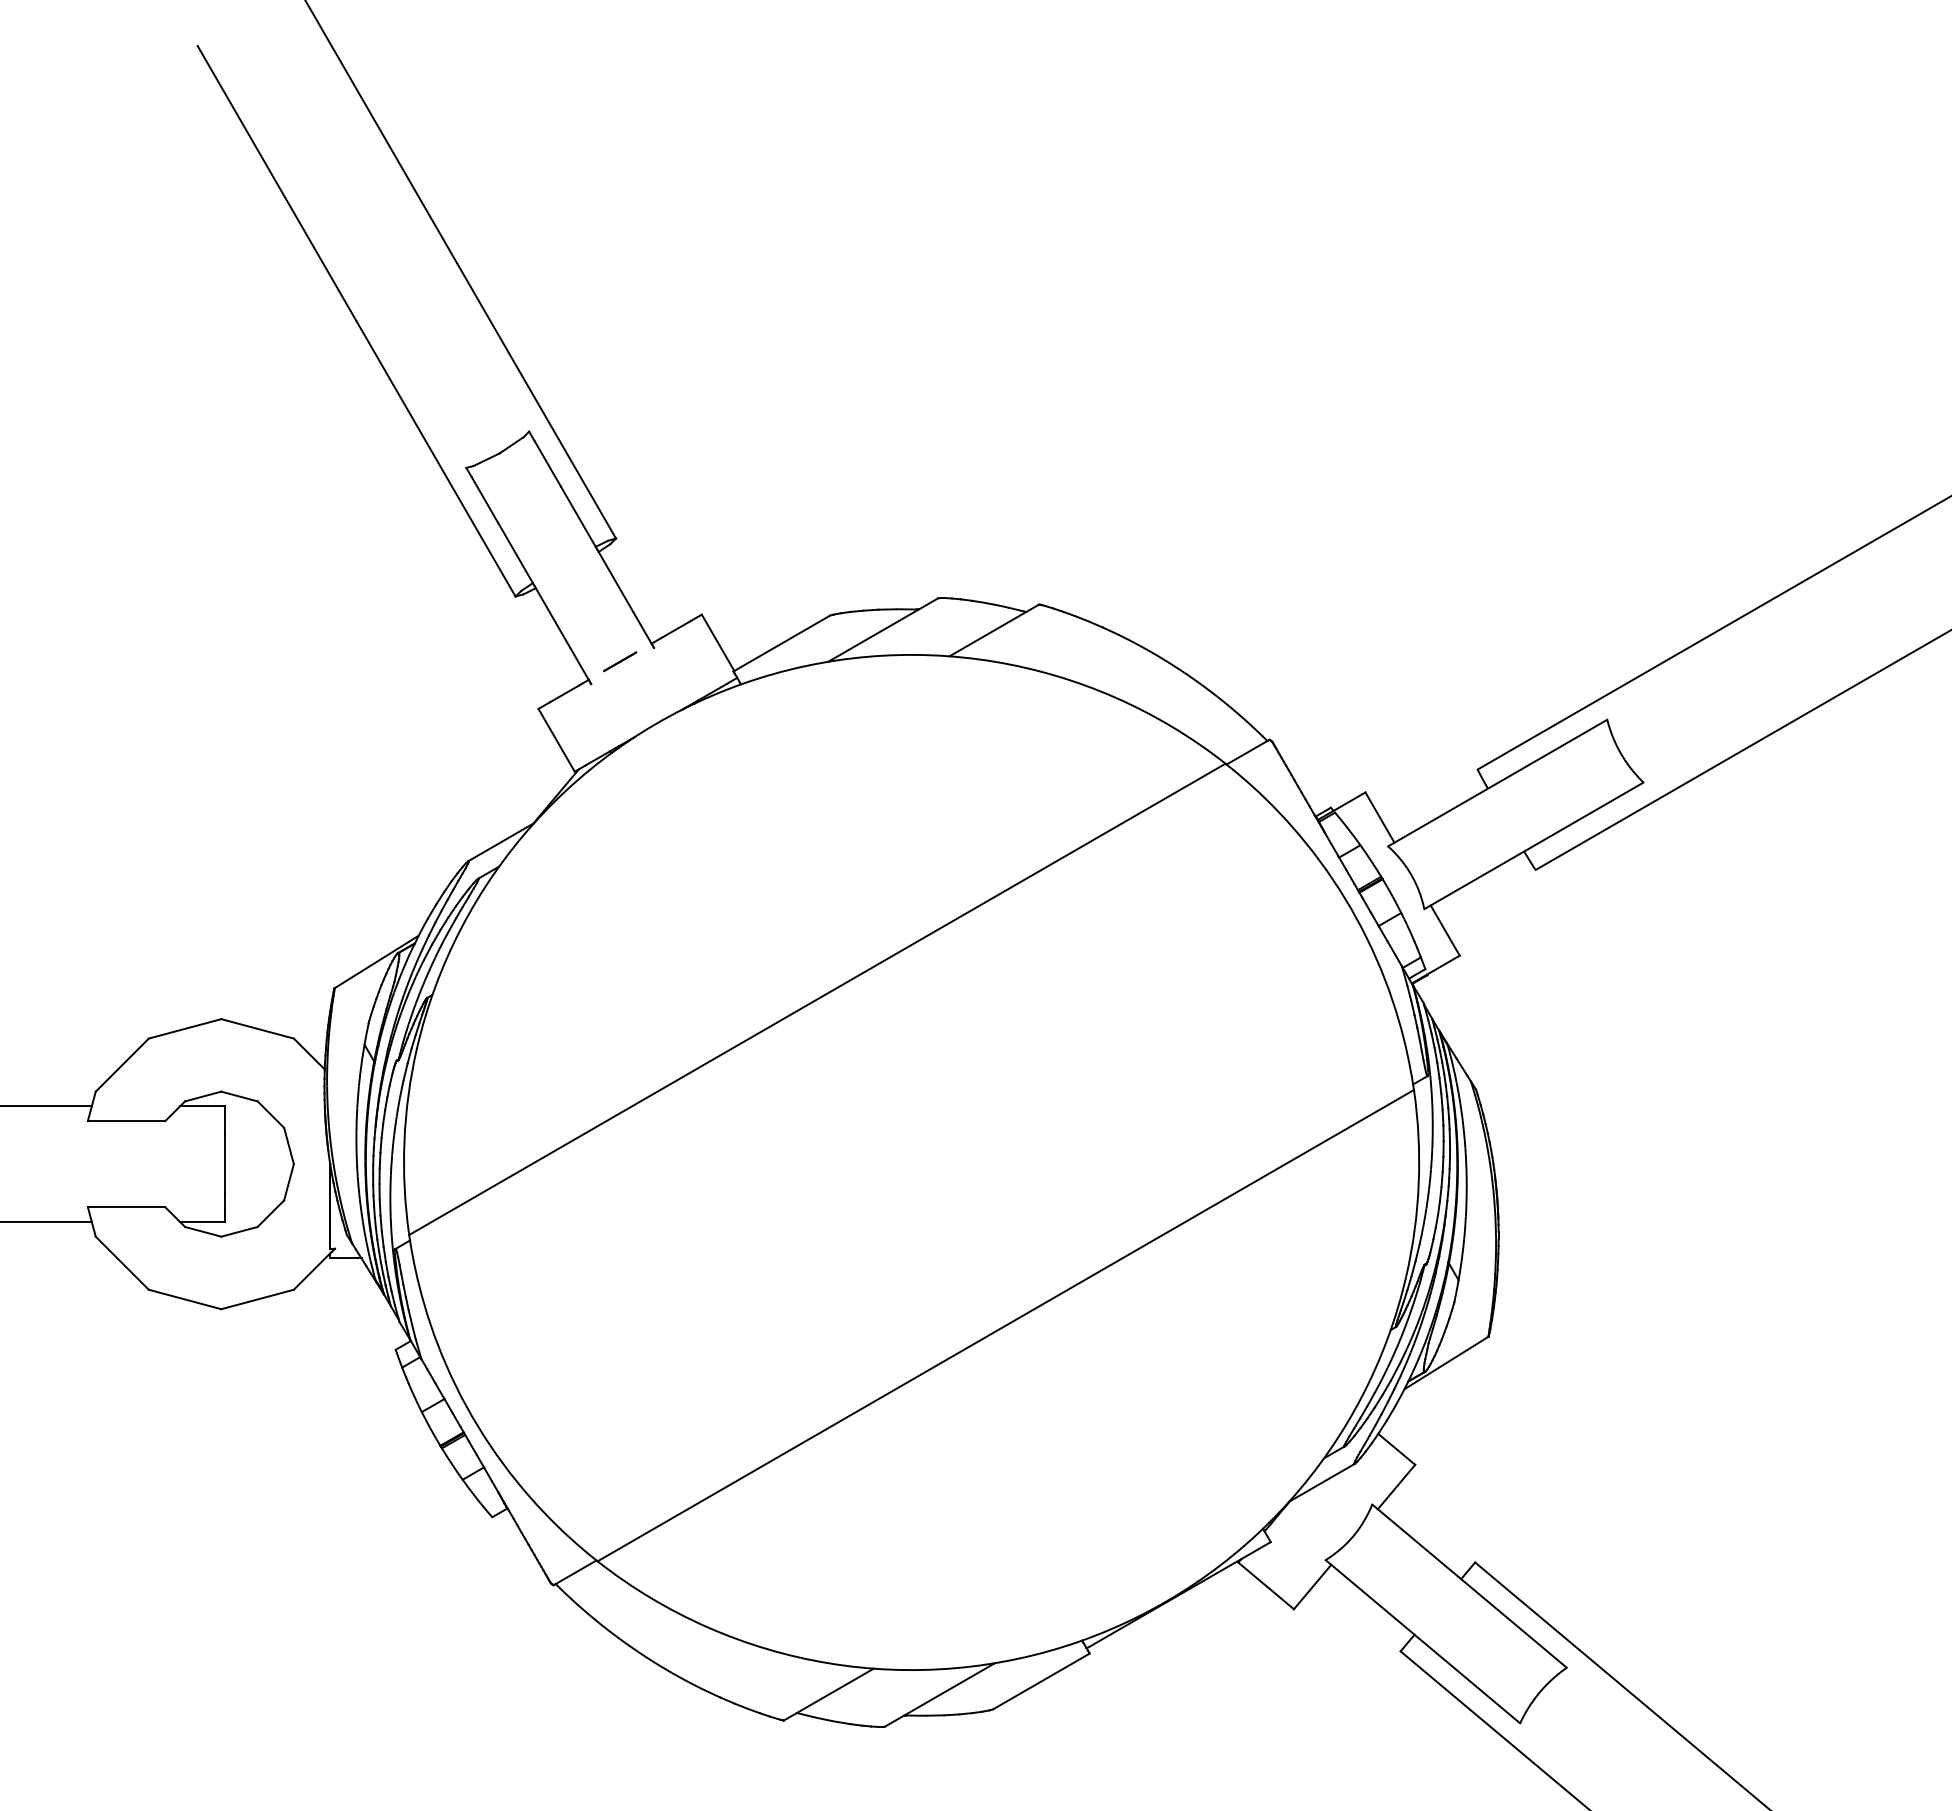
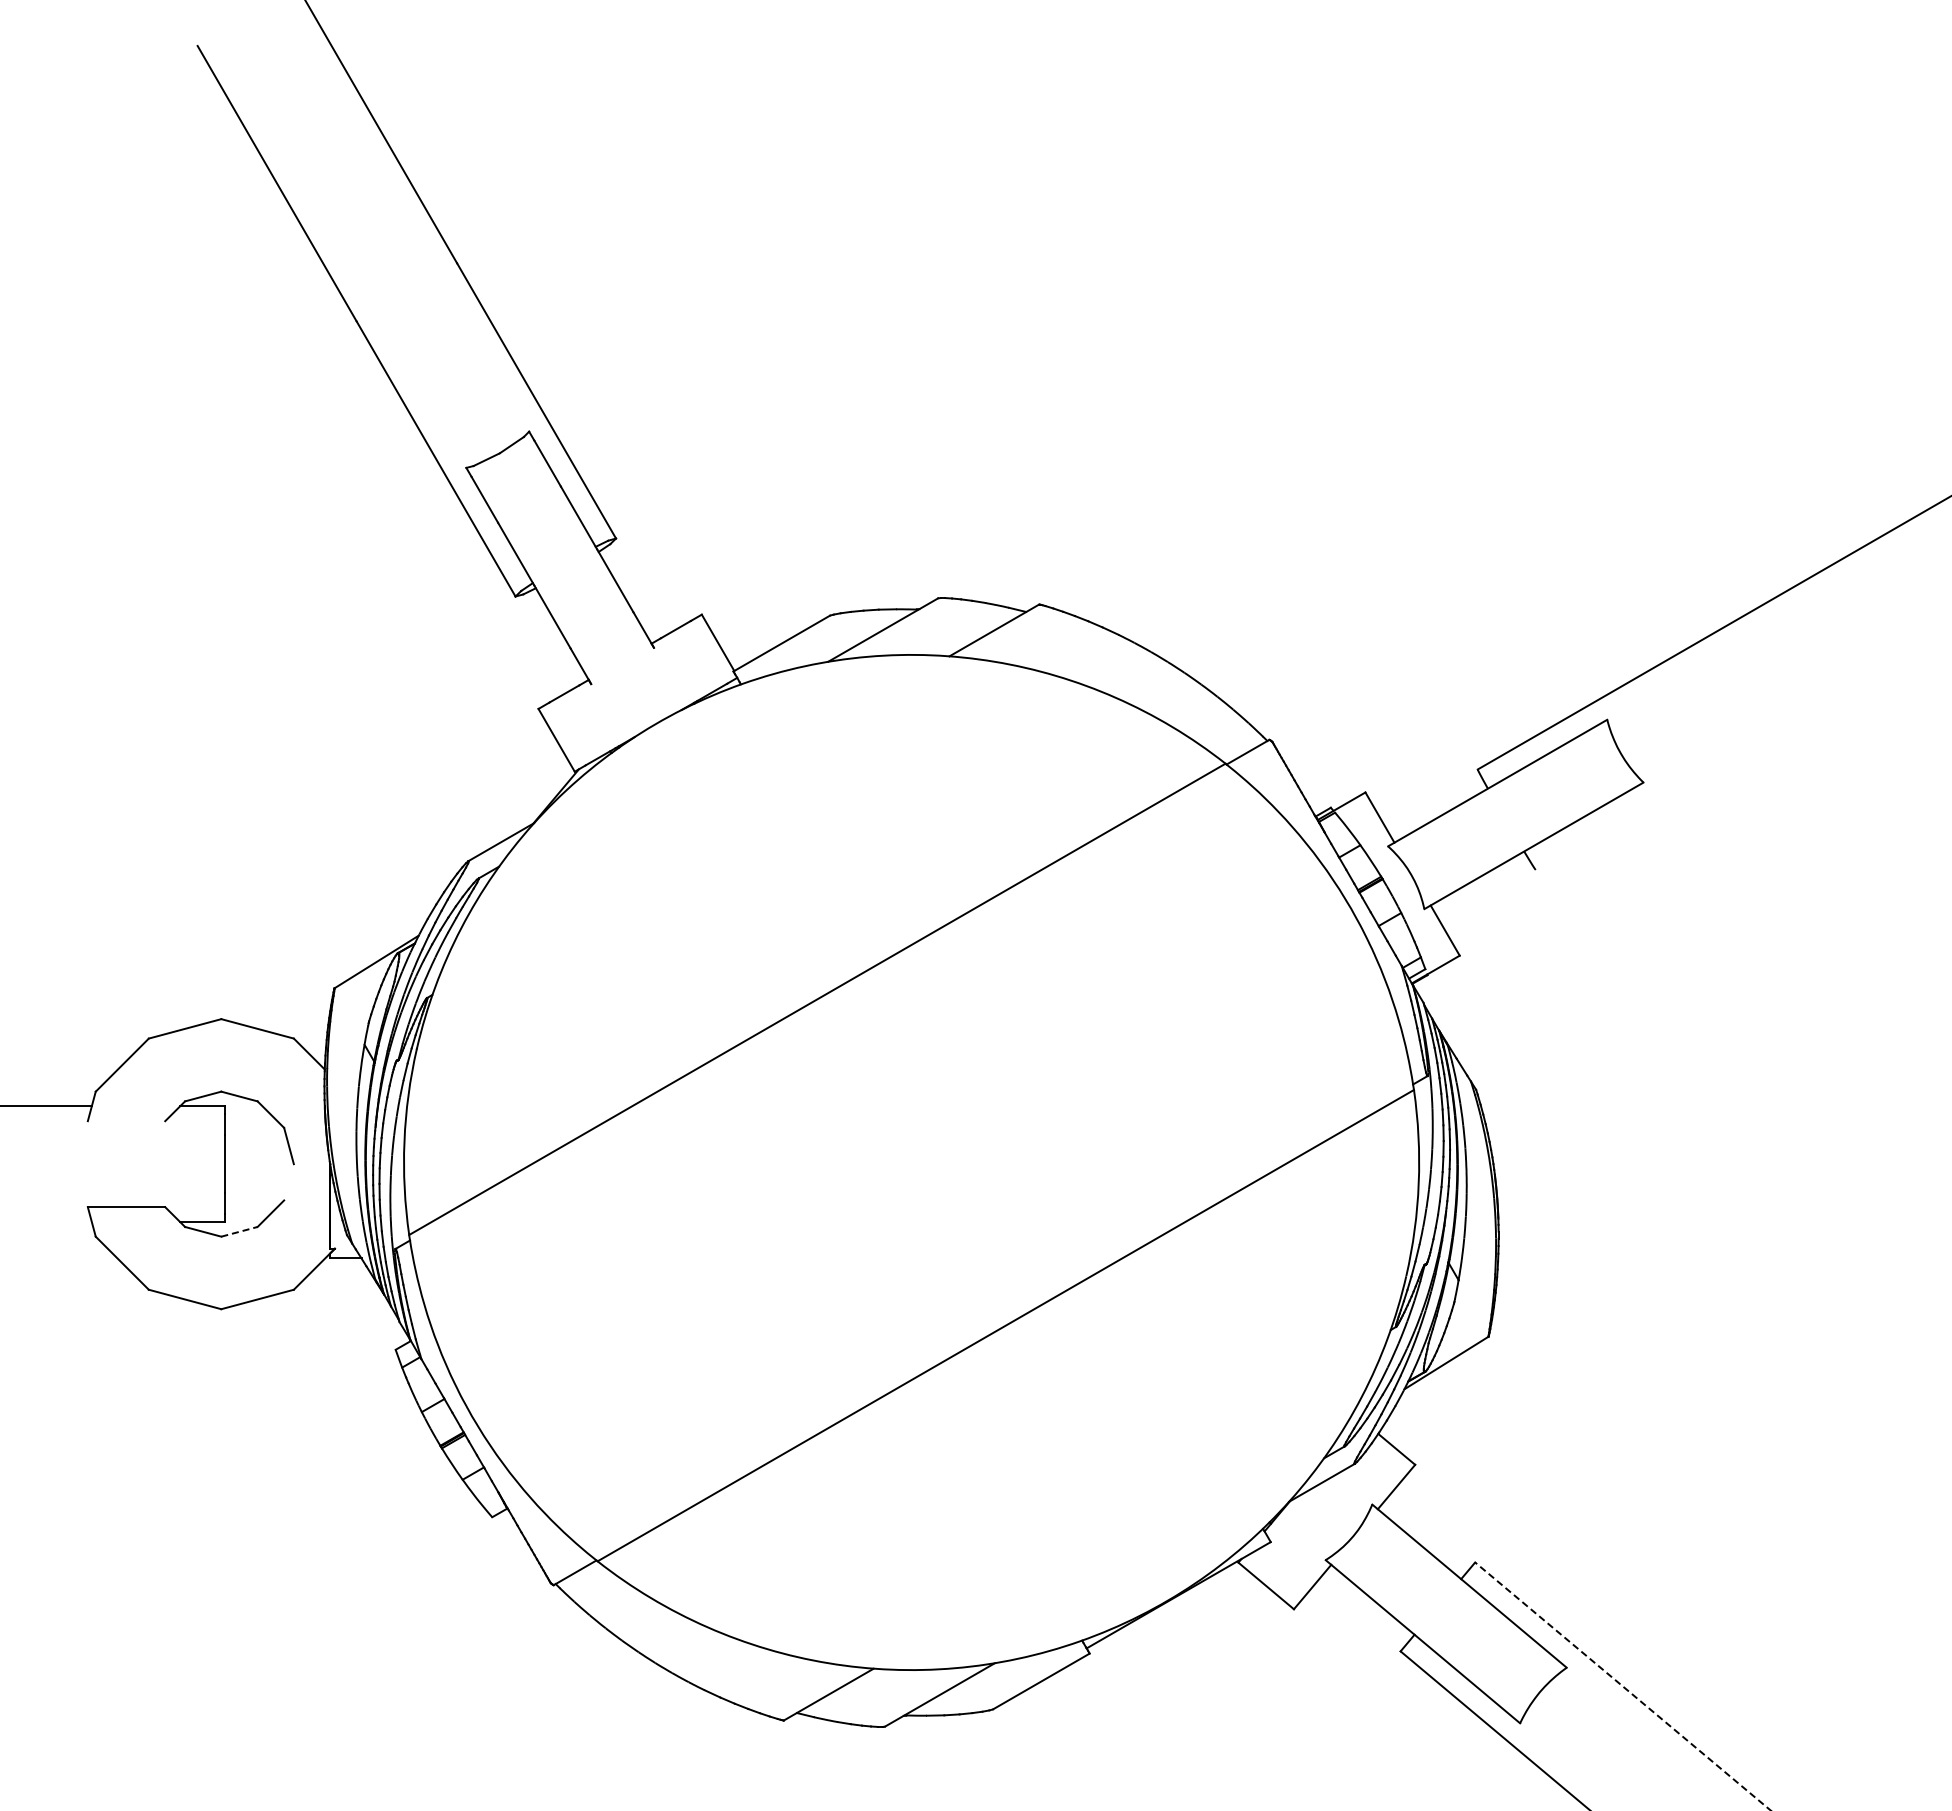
line: present -> none (620, 661)
line: present -> none (1741, 750)
line: present -> none (126, 1121)
line: present -> none (288, 1182)
line: present -> none (46, 1222)
line: solid -> dashed (239, 1231)
line: solid -> dashed (1622, 1686)
